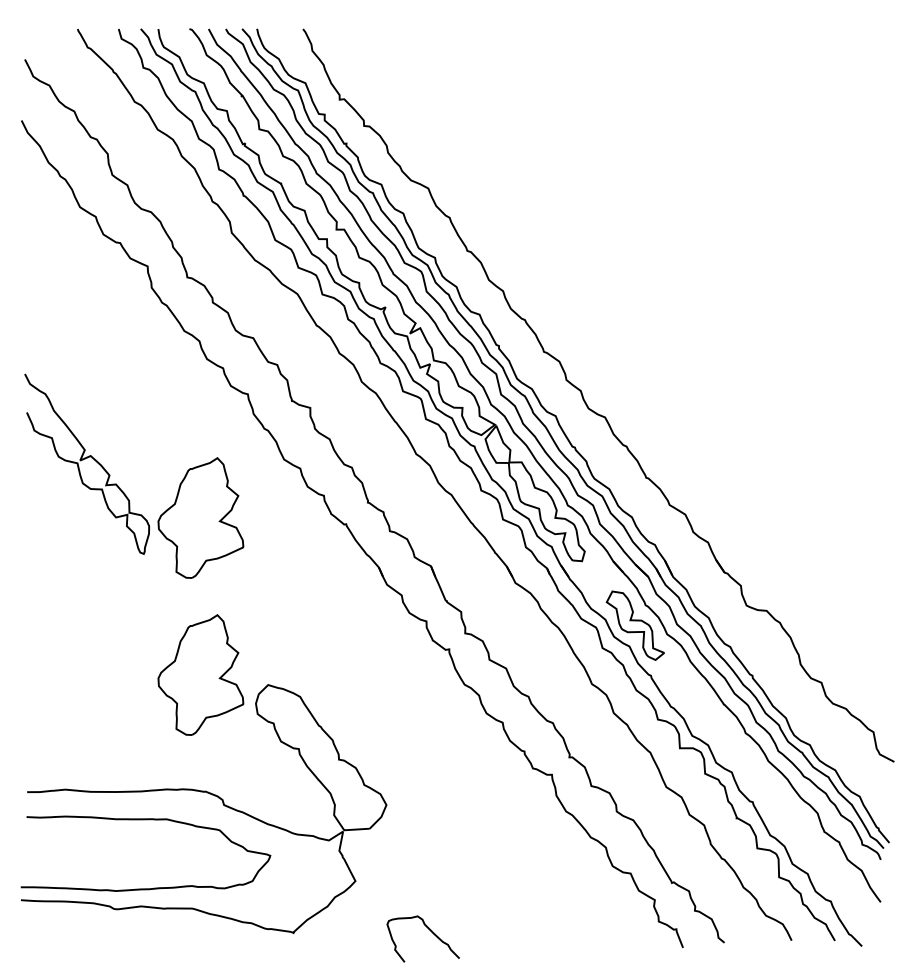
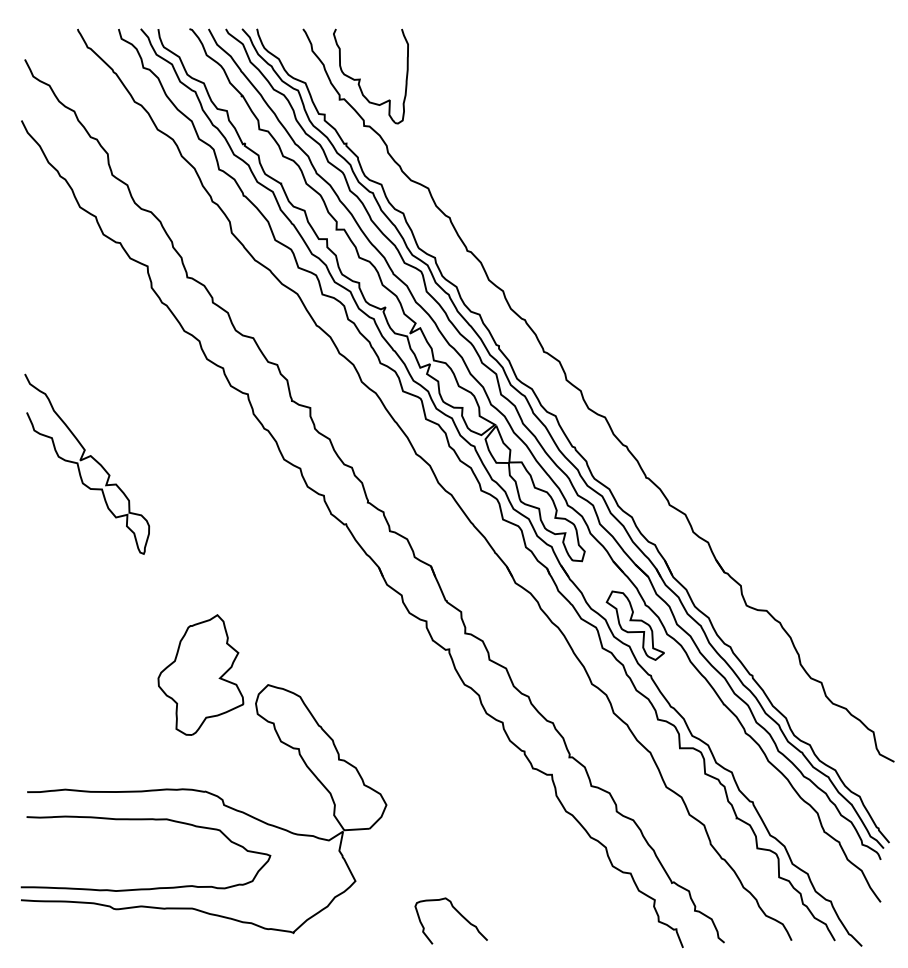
part: none -> present (360, 78)
part: present -> none (200, 517)
curve position: (429, 930) -> (457, 912) (457, 912)
